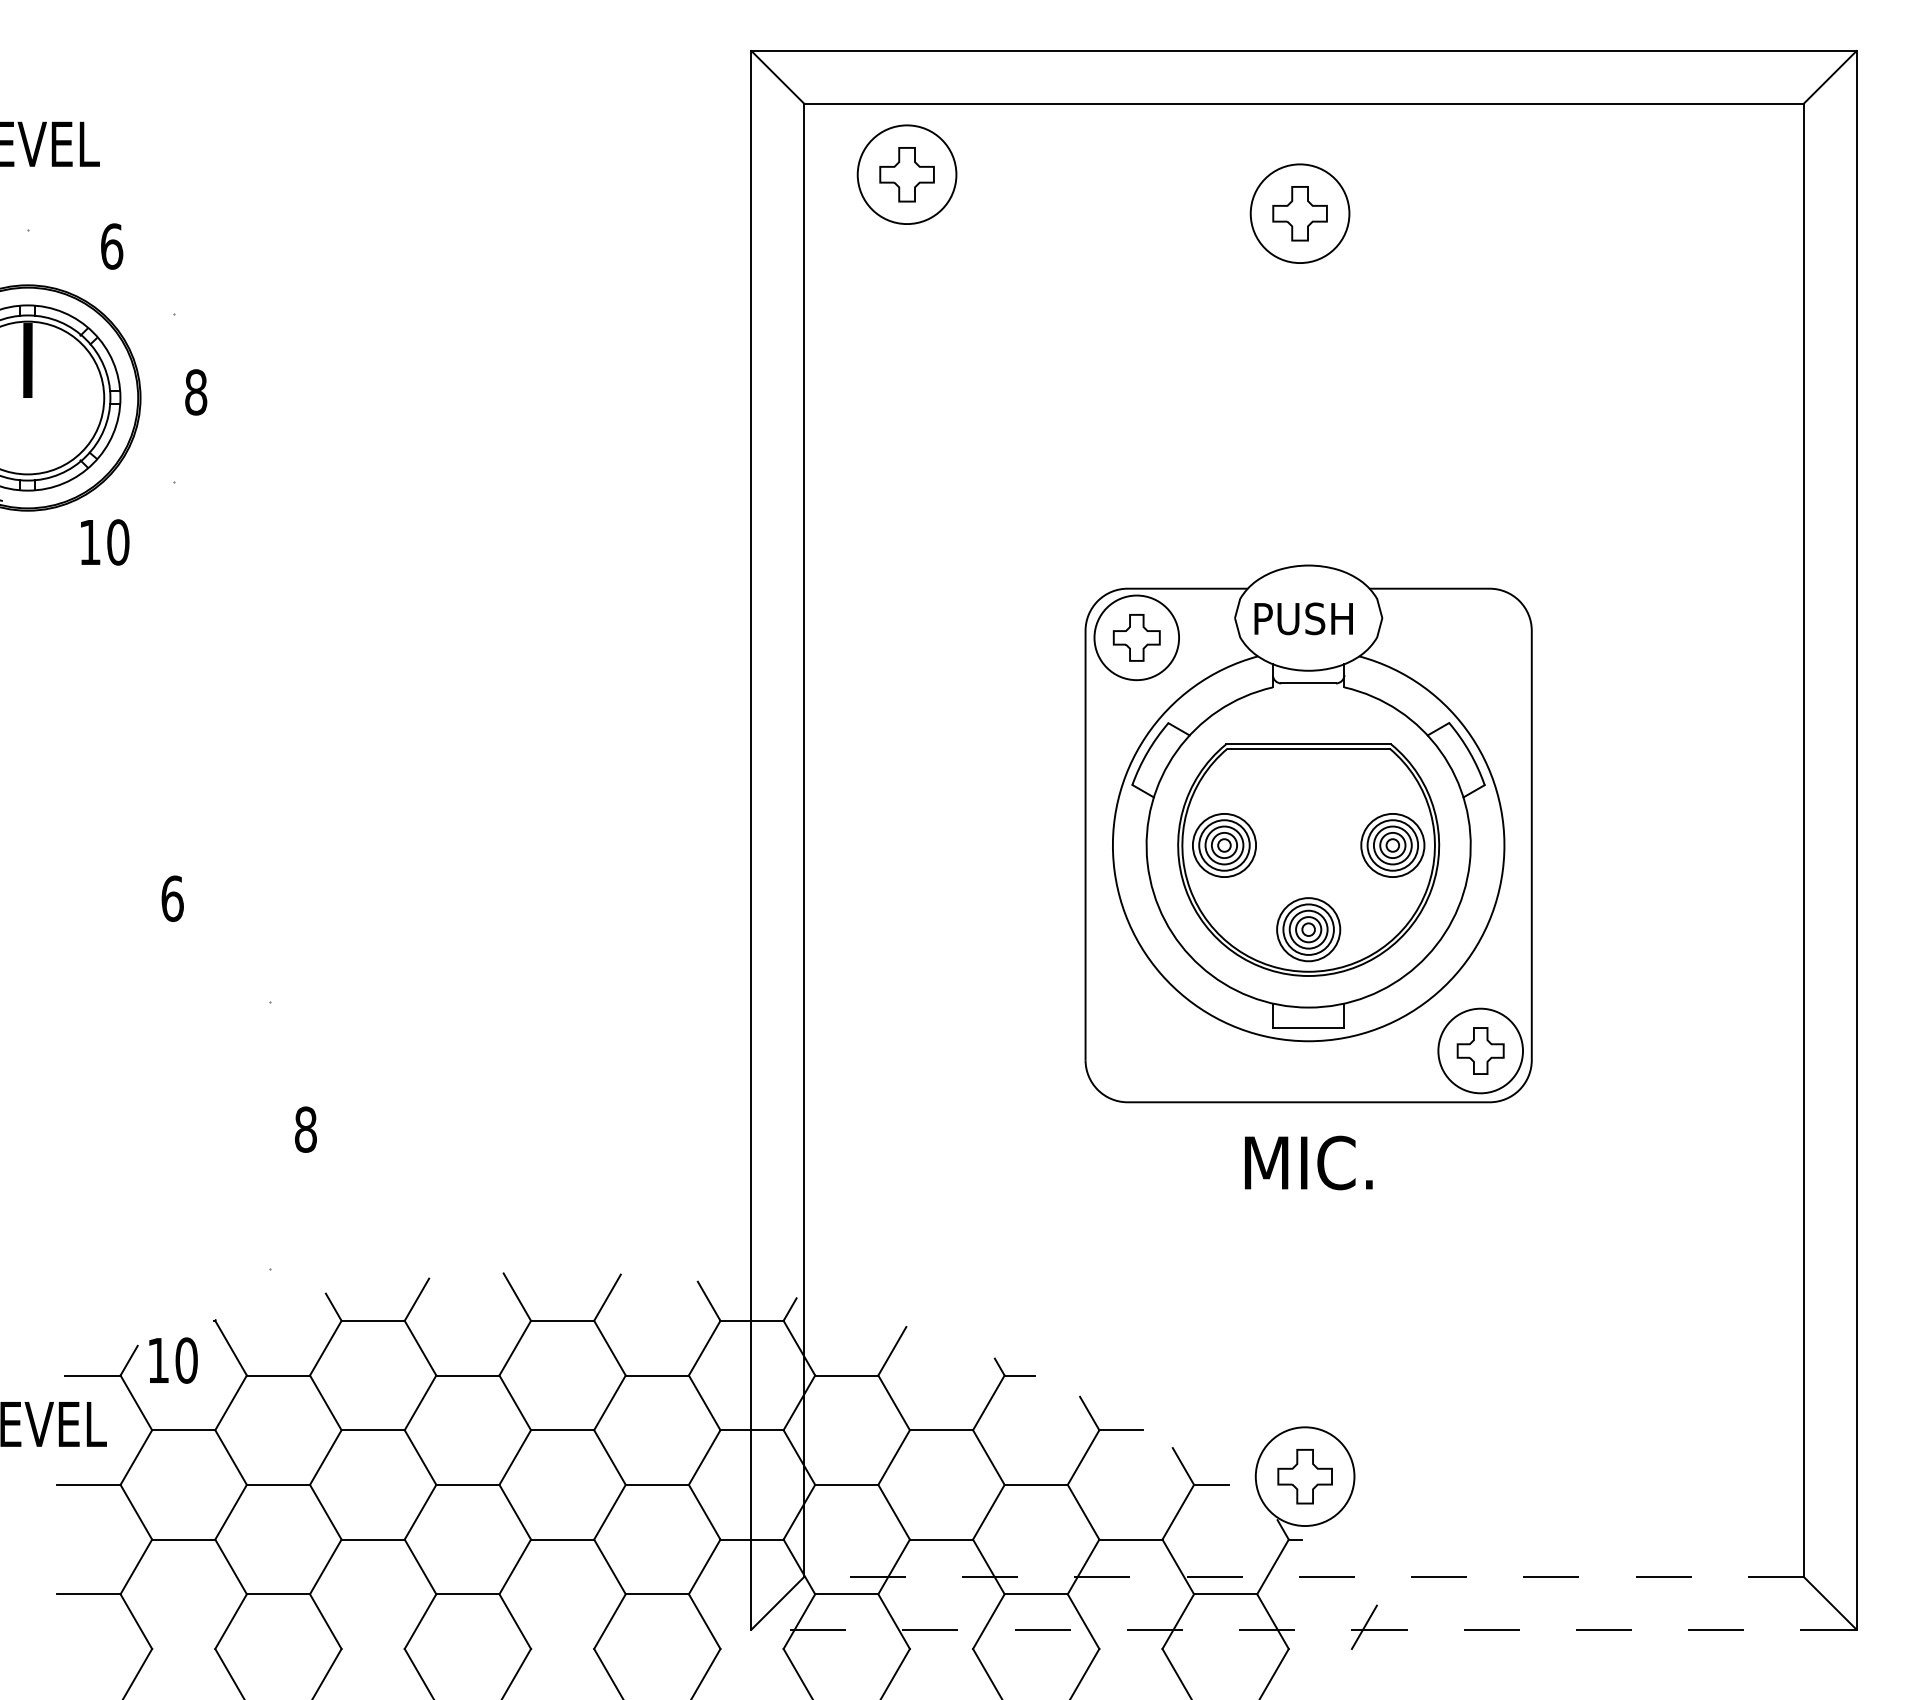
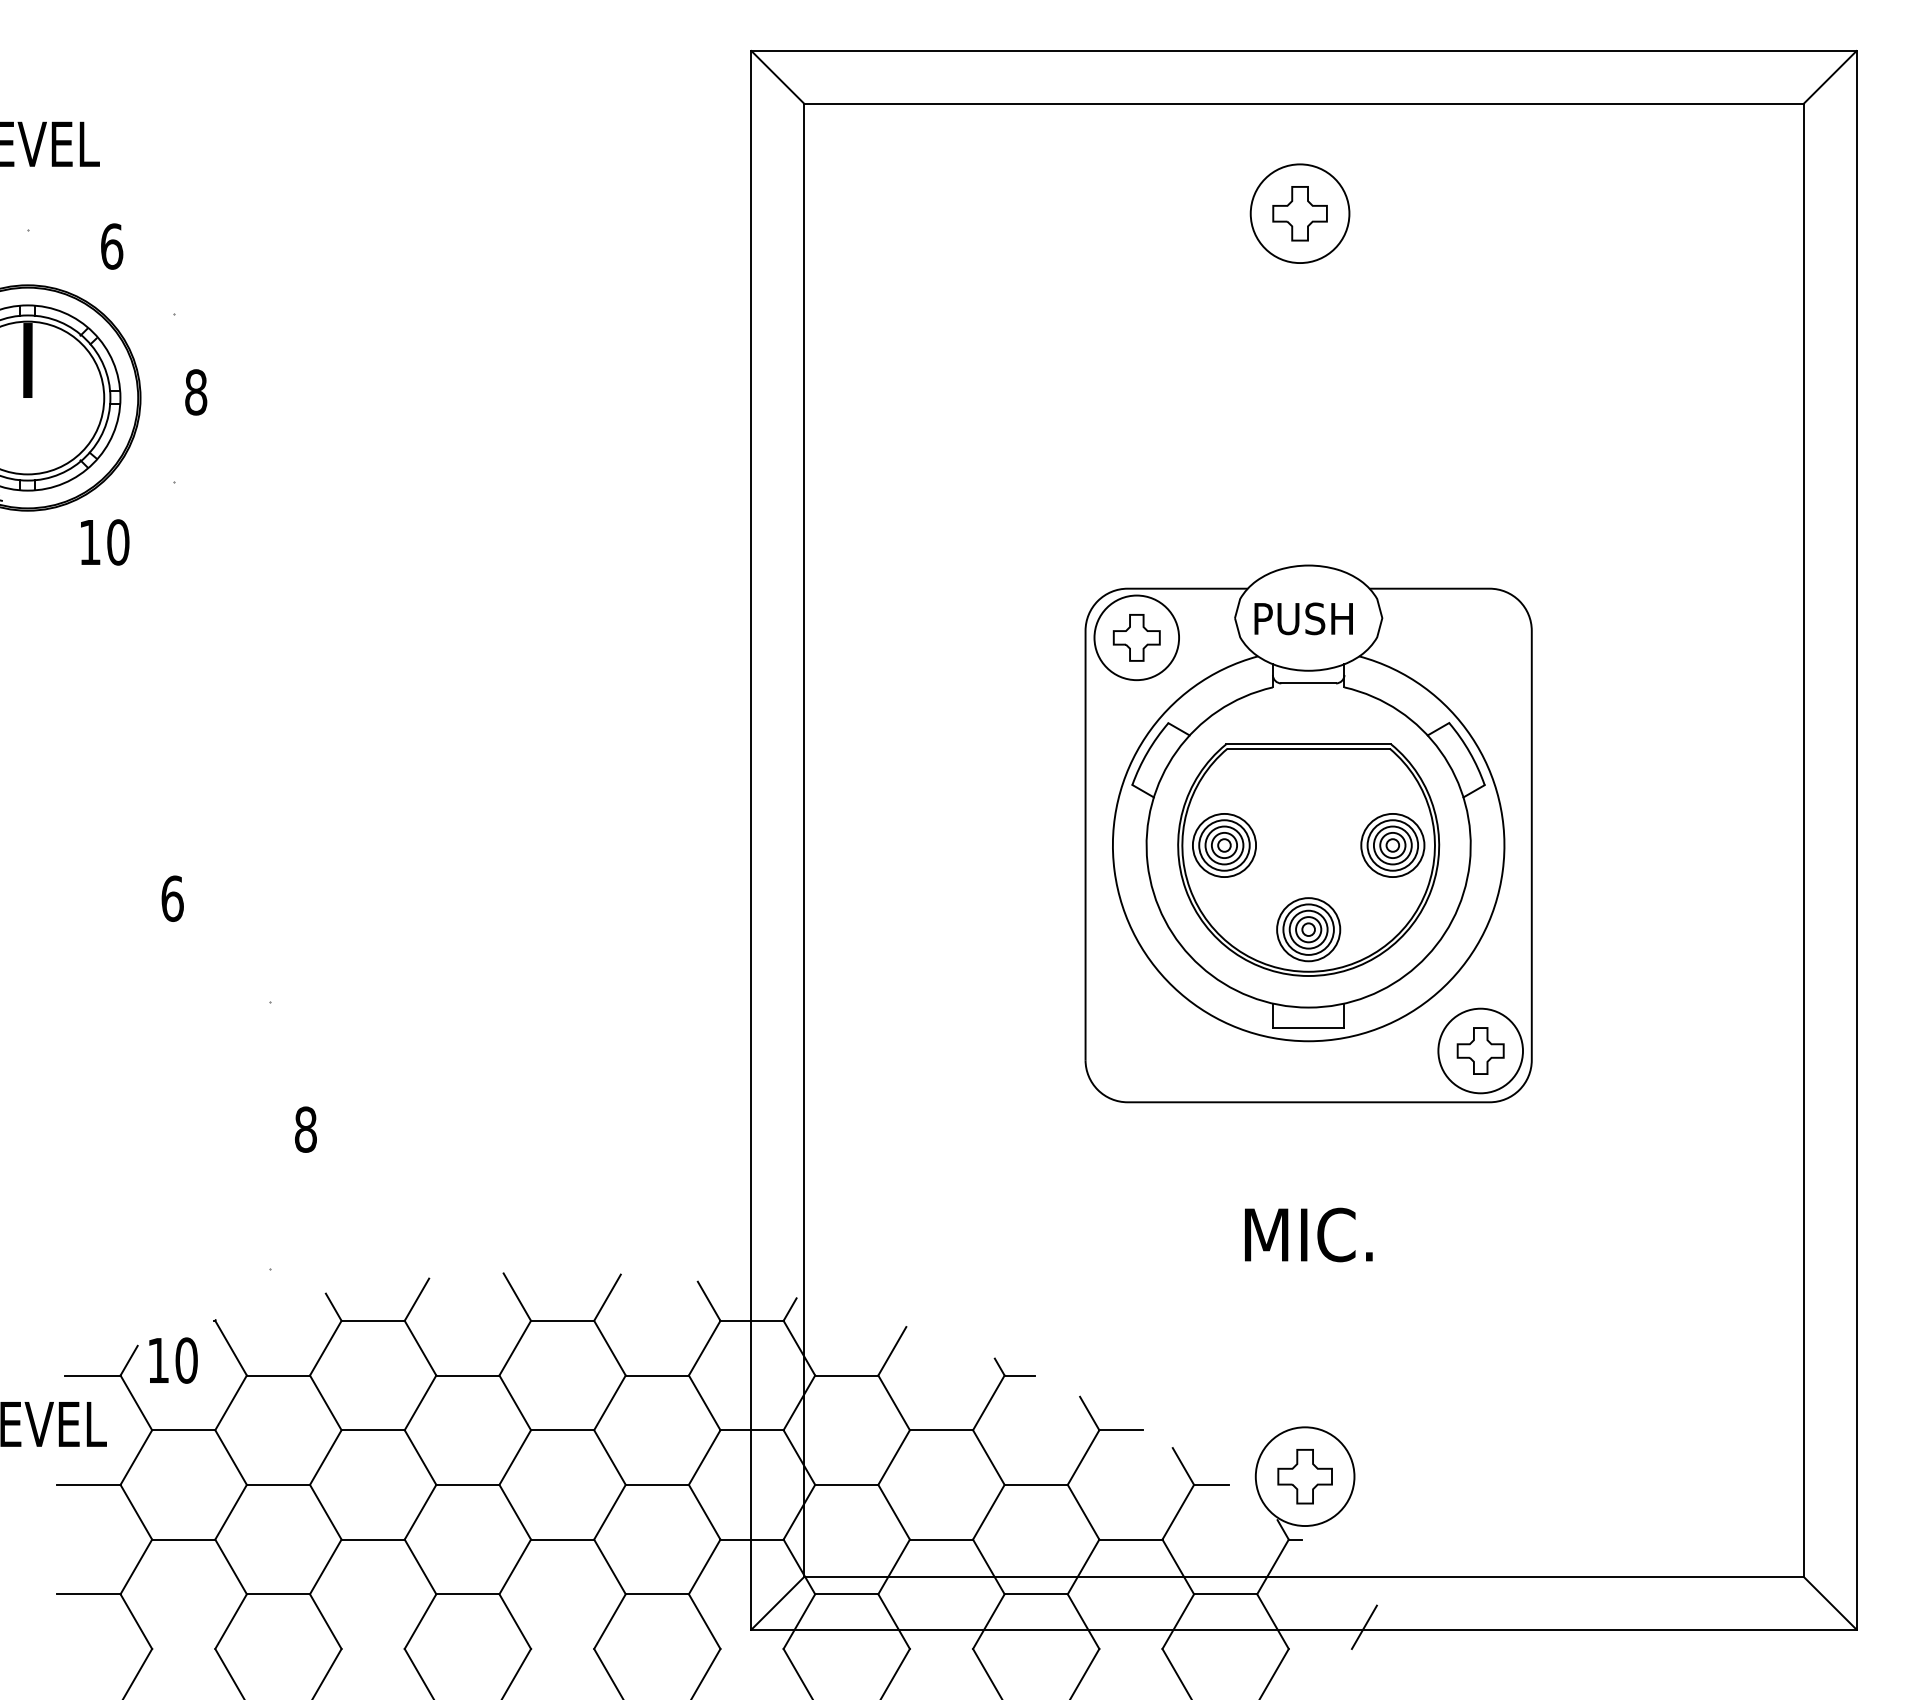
part: present -> none (906, 174)
text position: (1308, 1162) -> (1308, 1234) (1308, 1234)
line: dashed -> solid (1304, 1577)
line: dashed -> solid (1304, 1629)
